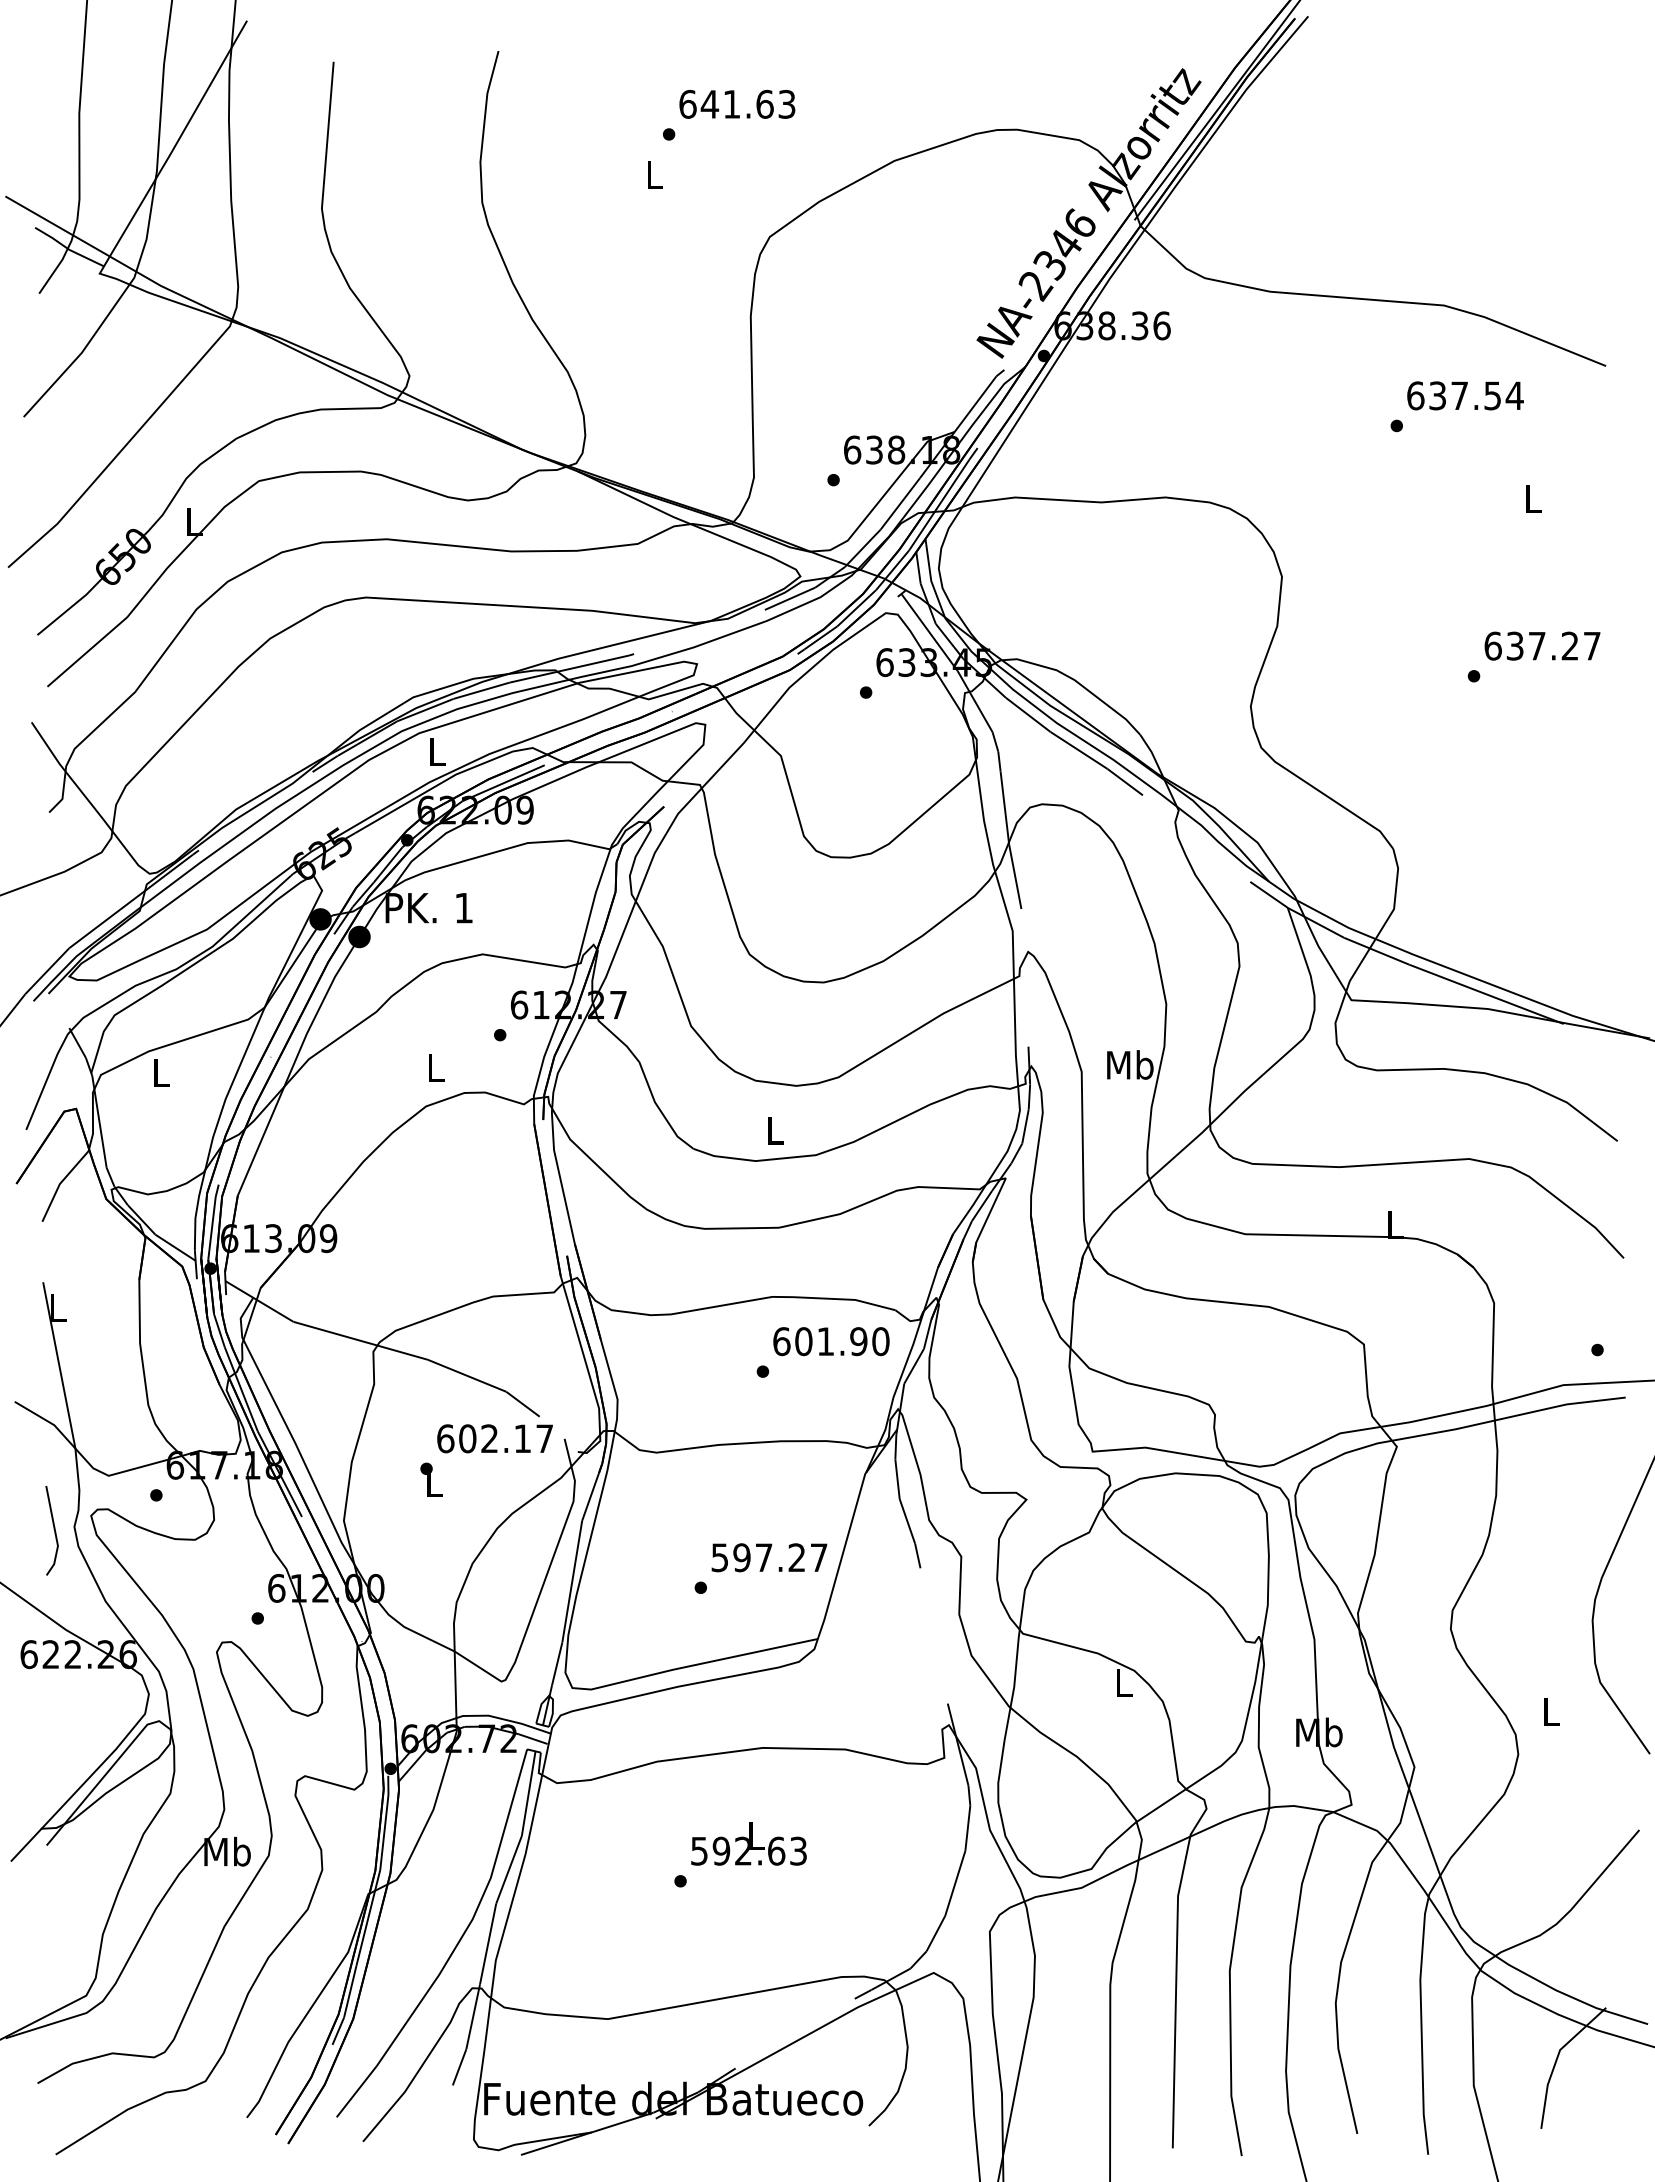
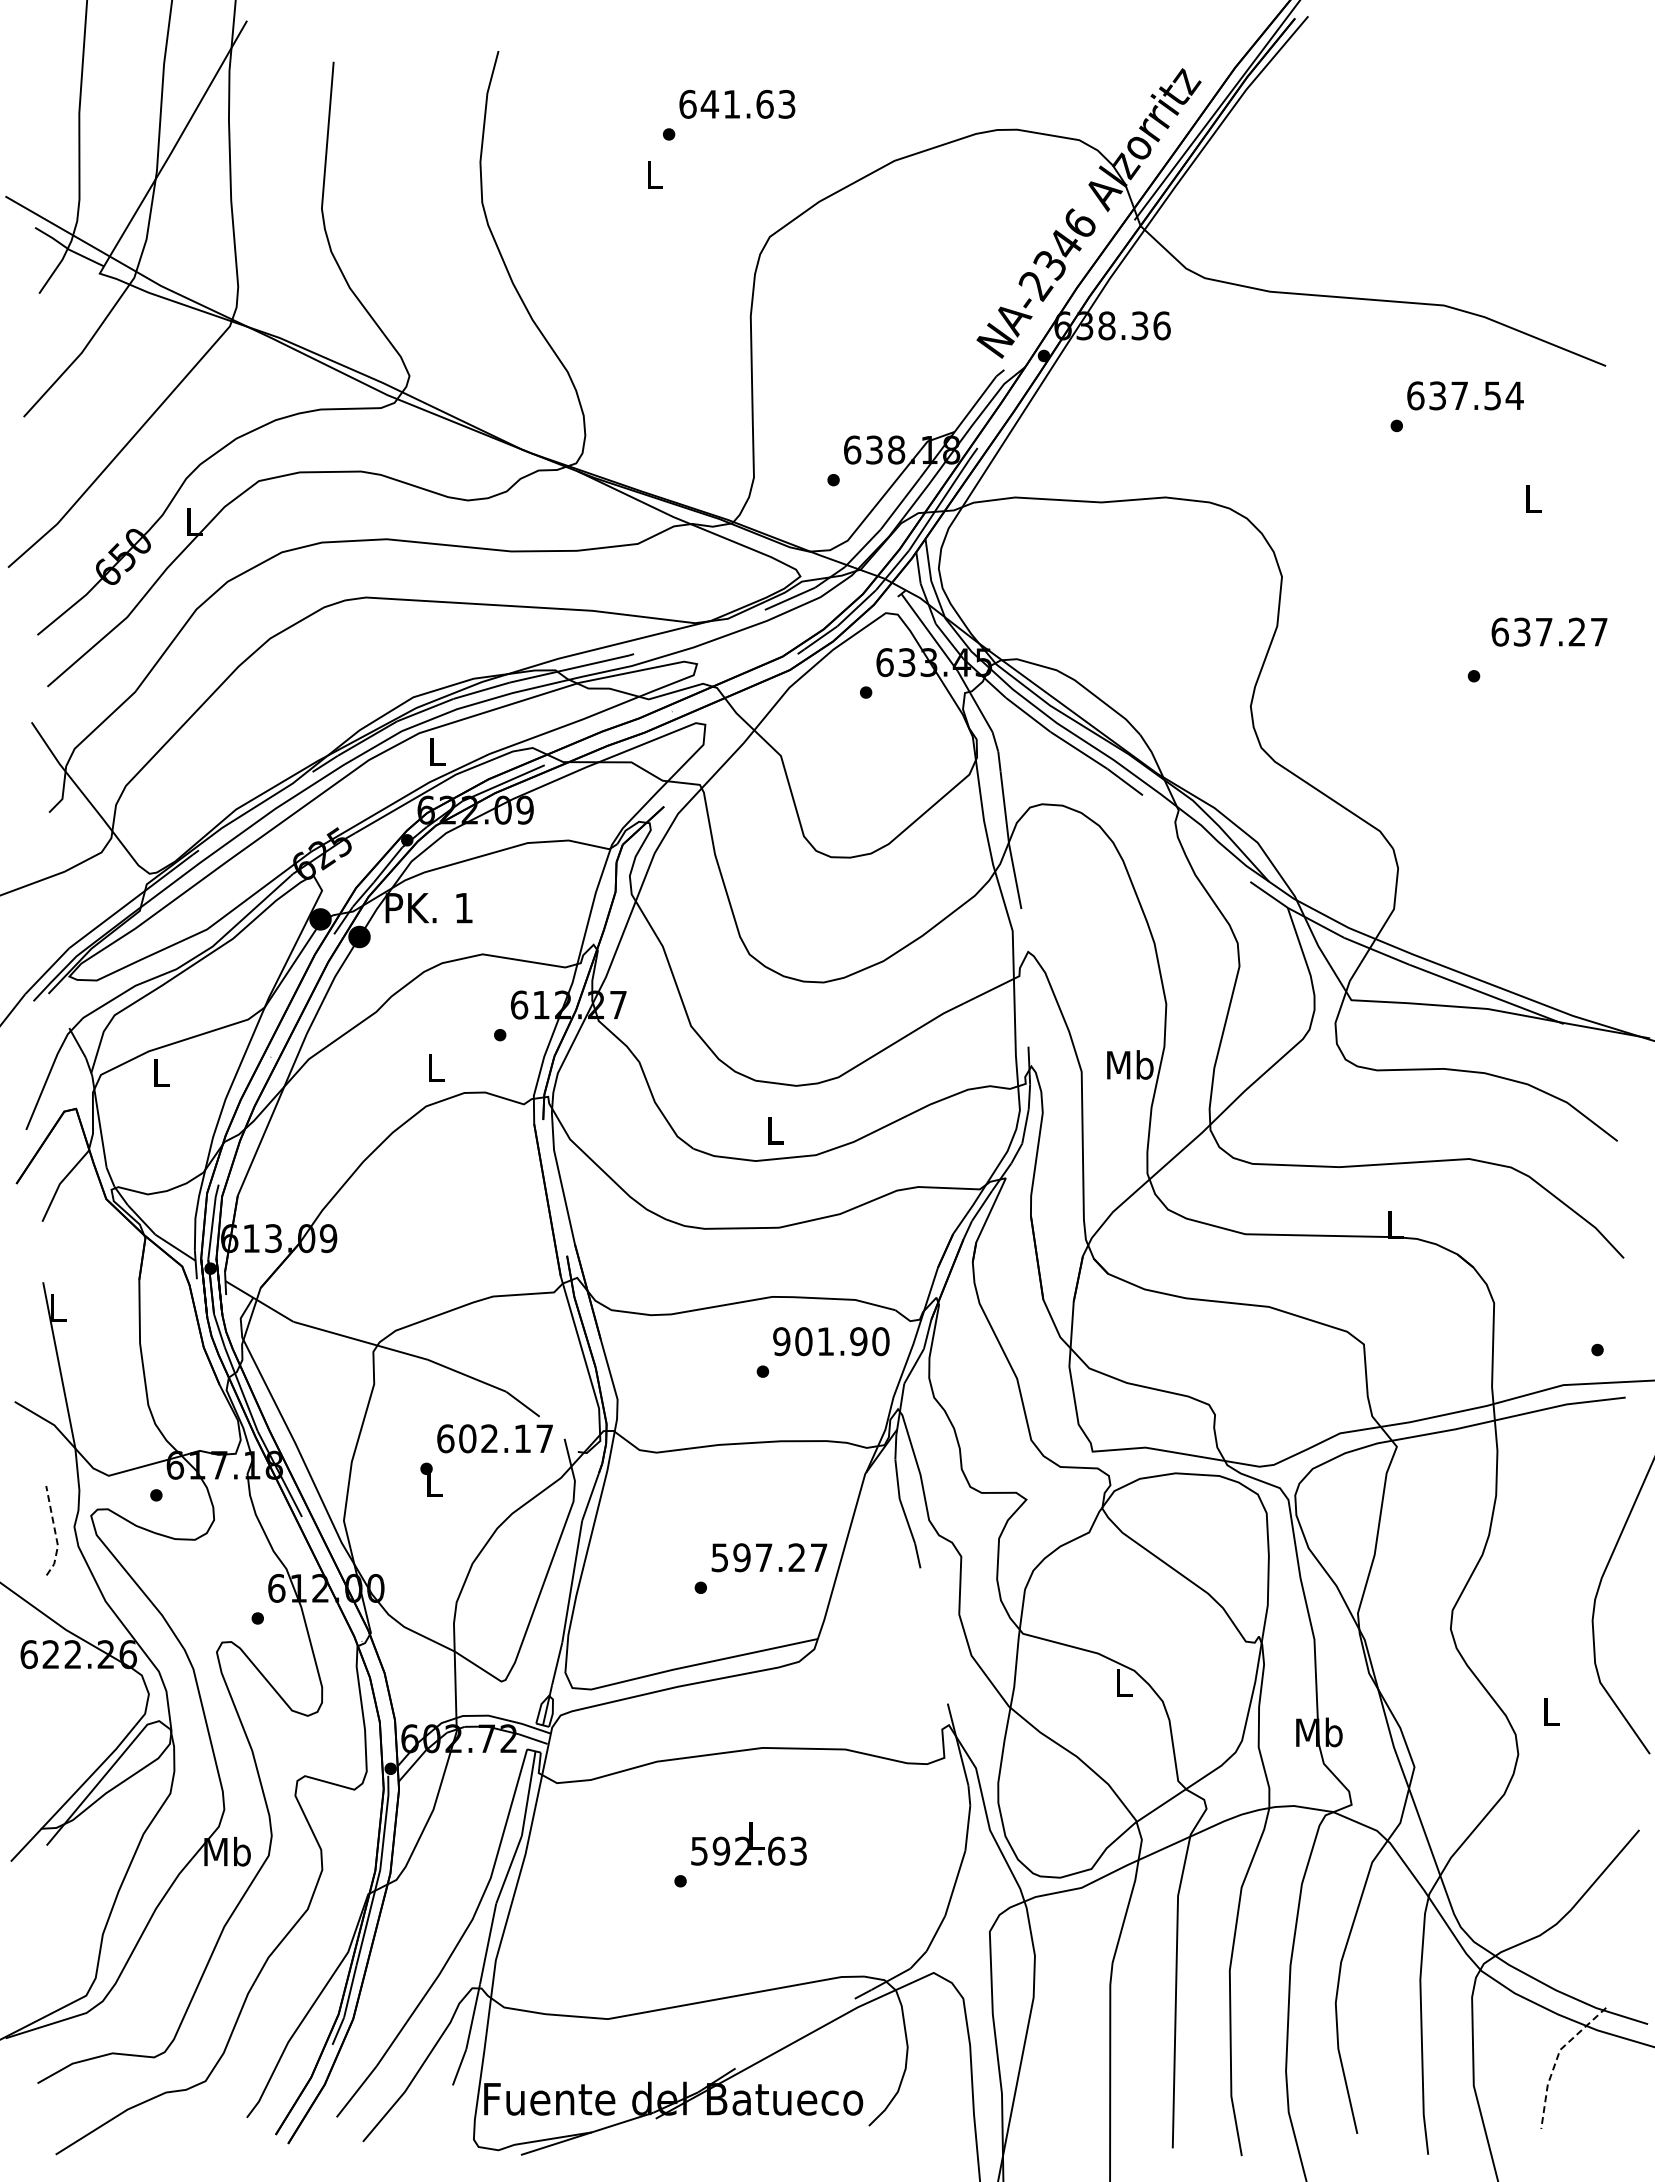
text position: (1542, 645) -> (1549, 631) (1549, 631)
text: 601.90 -> 901.90 (781, 1341)
line: solid -> dashed (55, 1532)
line: solid -> dashed (1556, 2059)
